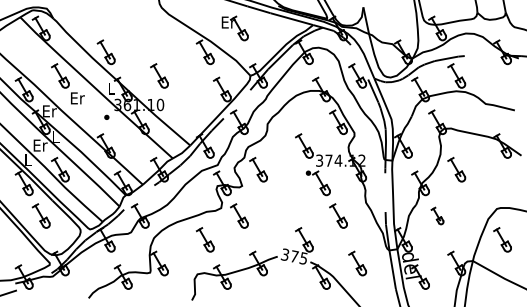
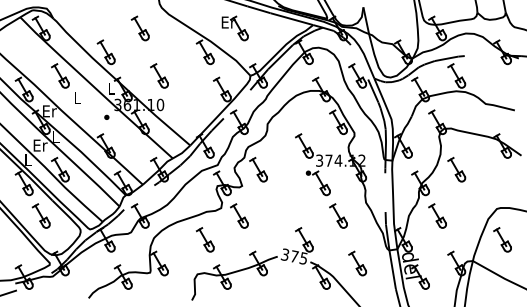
part: none -> present (139, 28)
text: Er -> L (77, 98)
part size: 15x20 px -> 19x26 px (437, 215)
